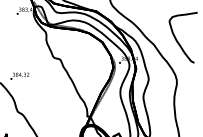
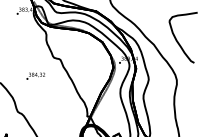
text position: (19, 75) -> (35, 75) (35, 75)
